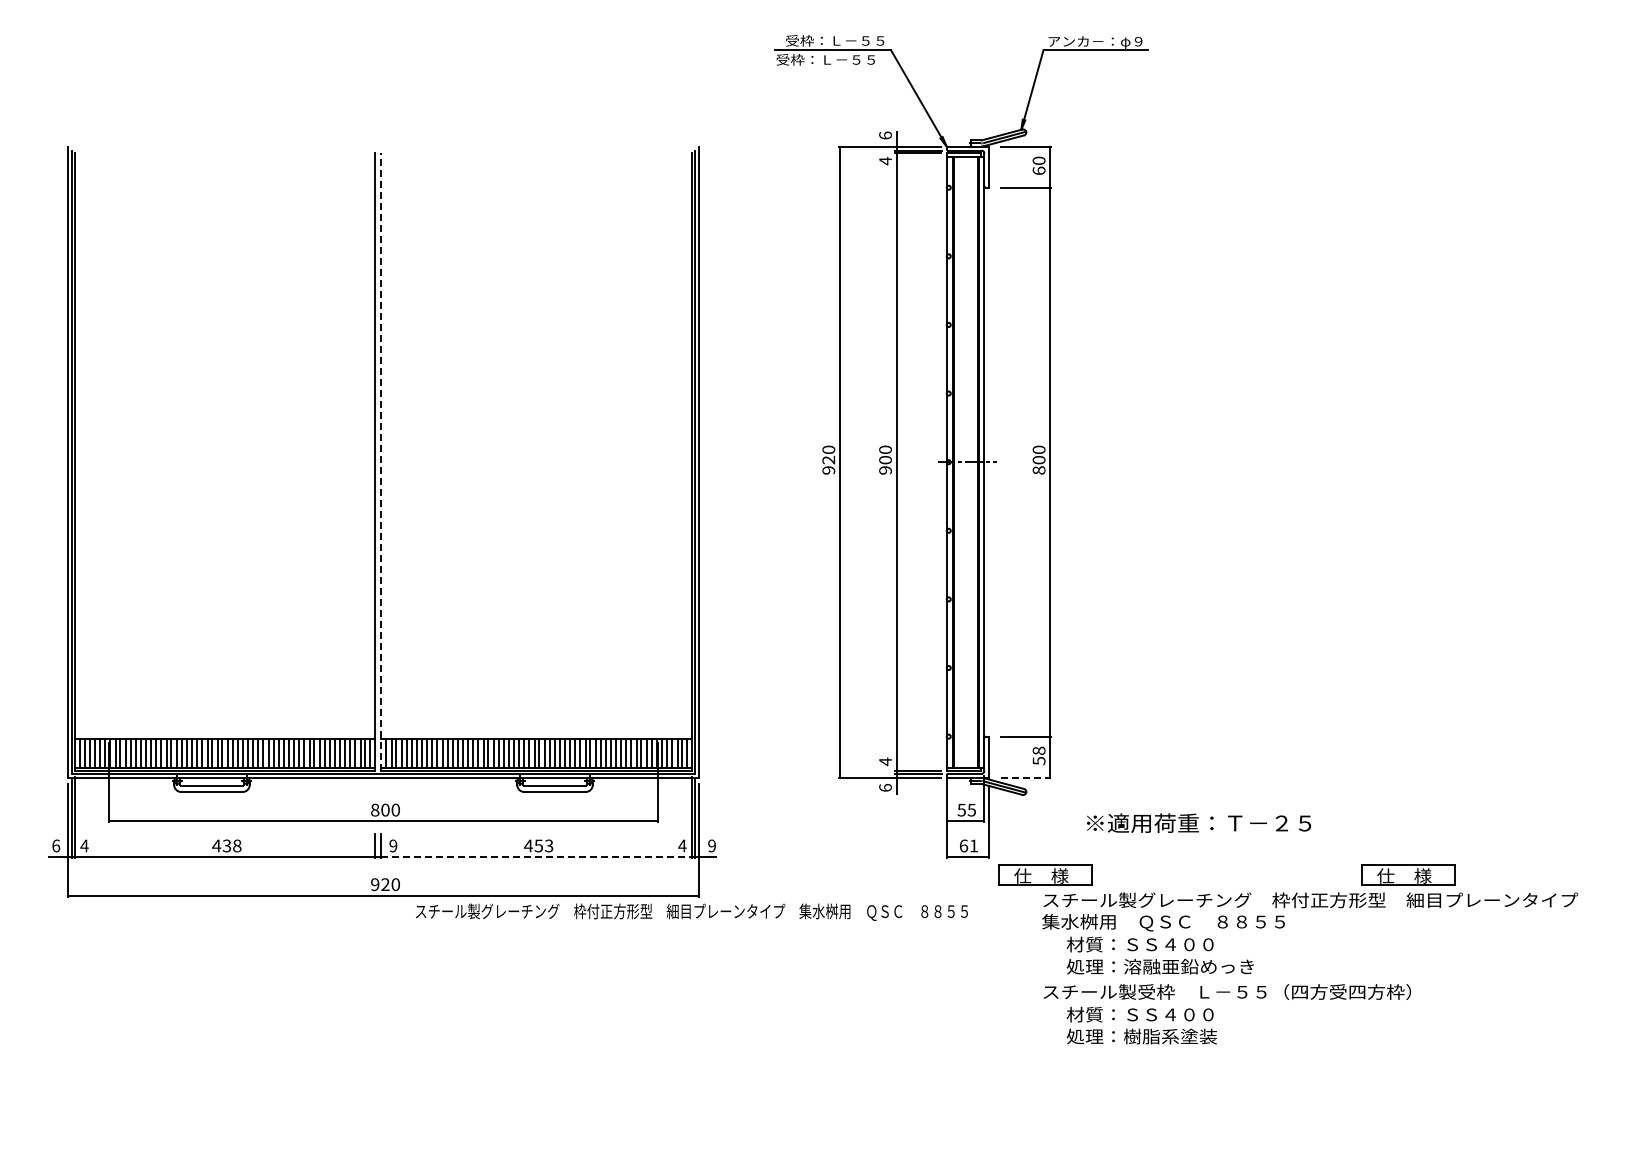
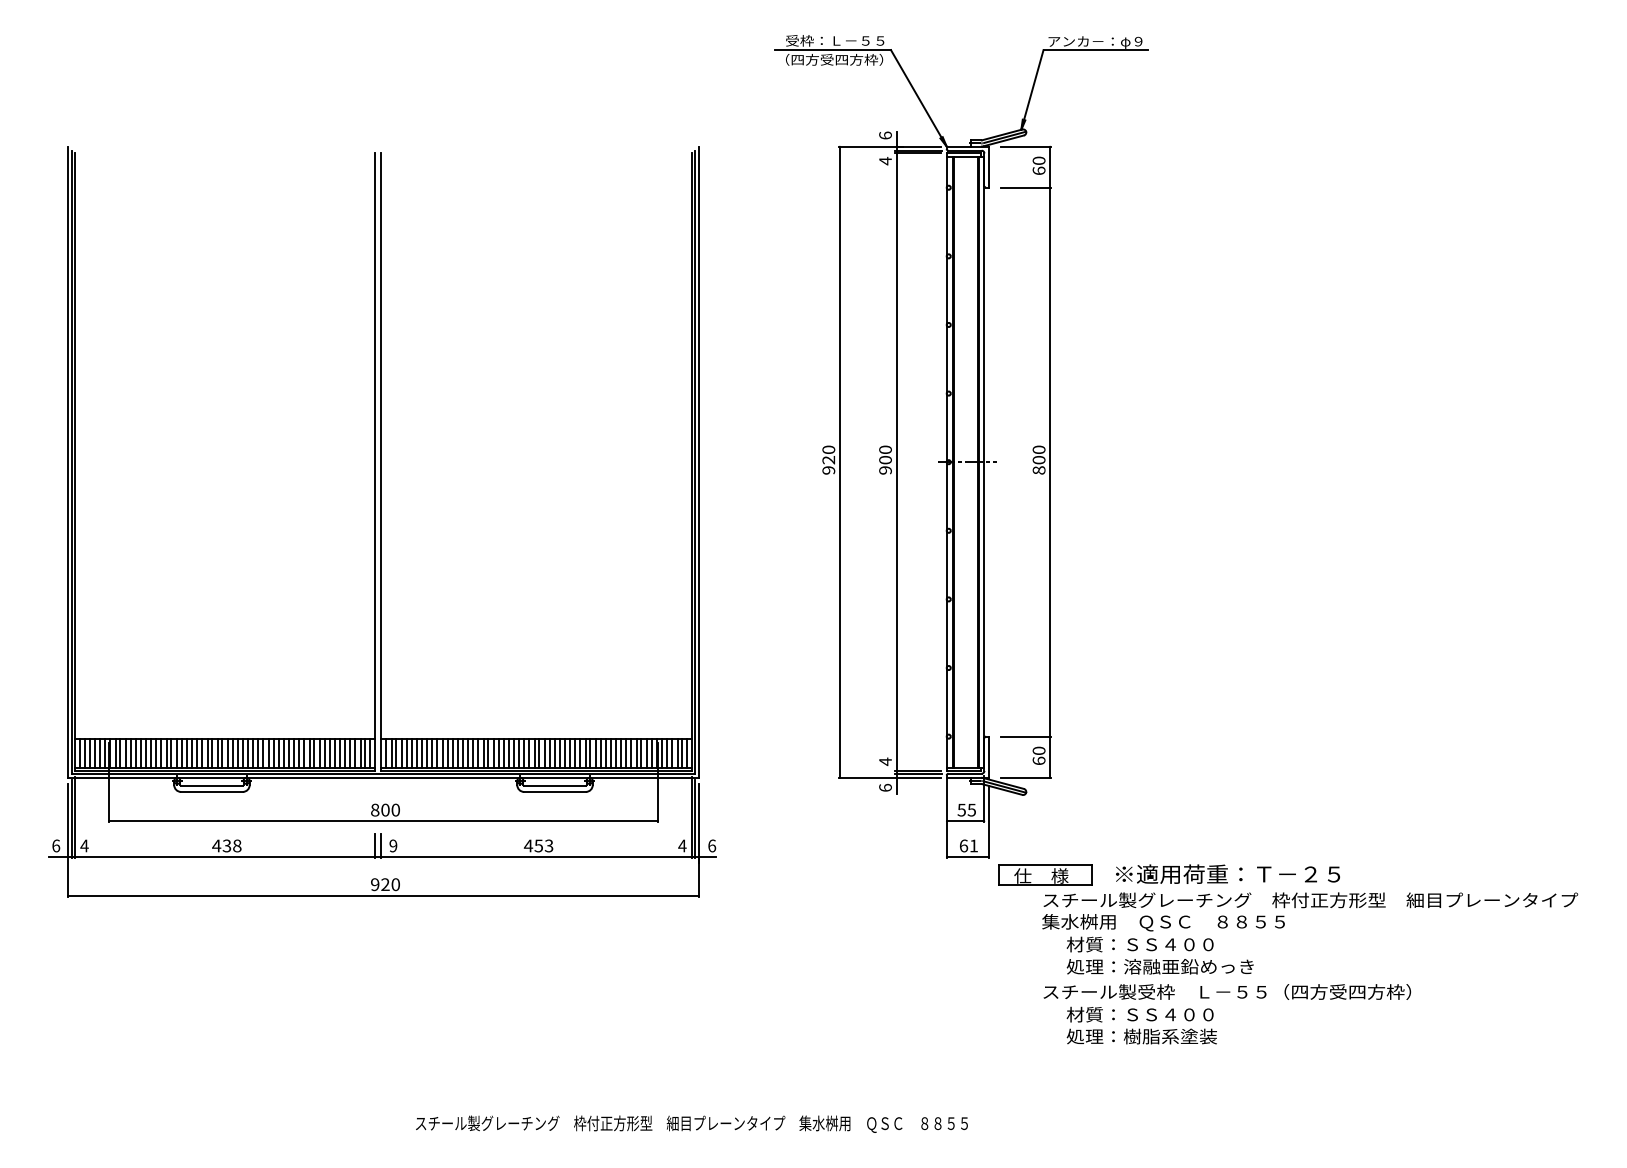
text: 受枠：Ｌ－５５ -> （四方受四方枠） (829, 59)
line: dashed -> solid (381, 462)
text: 58 -> 60 (1038, 755)
line: dashed -> solid (1026, 777)
text position: (1198, 822) -> (1227, 873) (1227, 873)
text: 9 -> 6 (712, 845)
line: dashed -> solid (537, 857)
part: present -> none (1408, 874)
text position: (691, 911) -> (691, 1123) (691, 1123)
